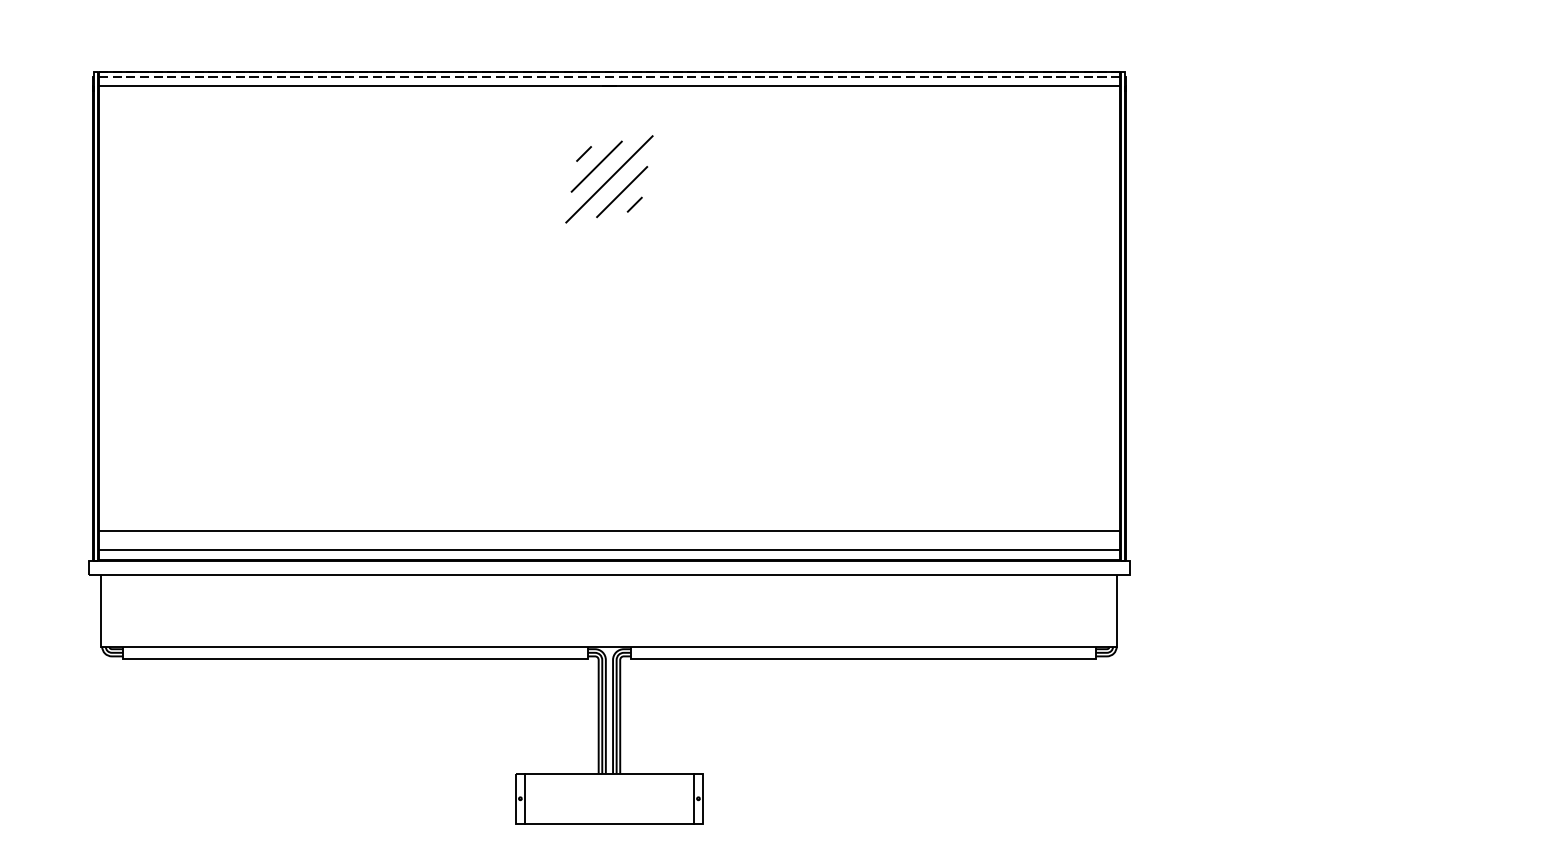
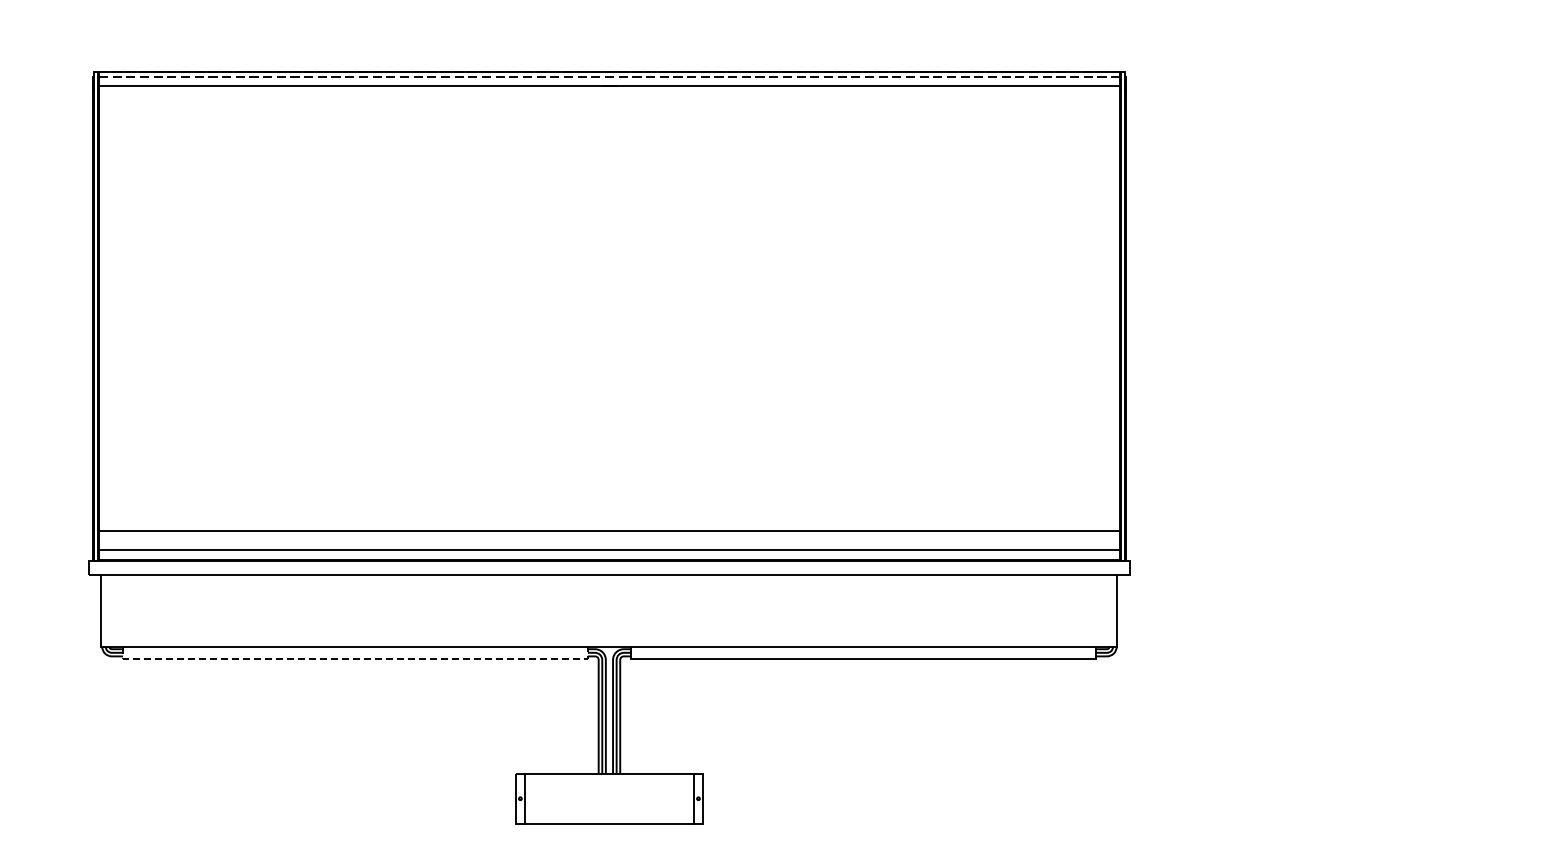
part: present -> none (609, 179)
line: solid -> dashed (355, 658)
